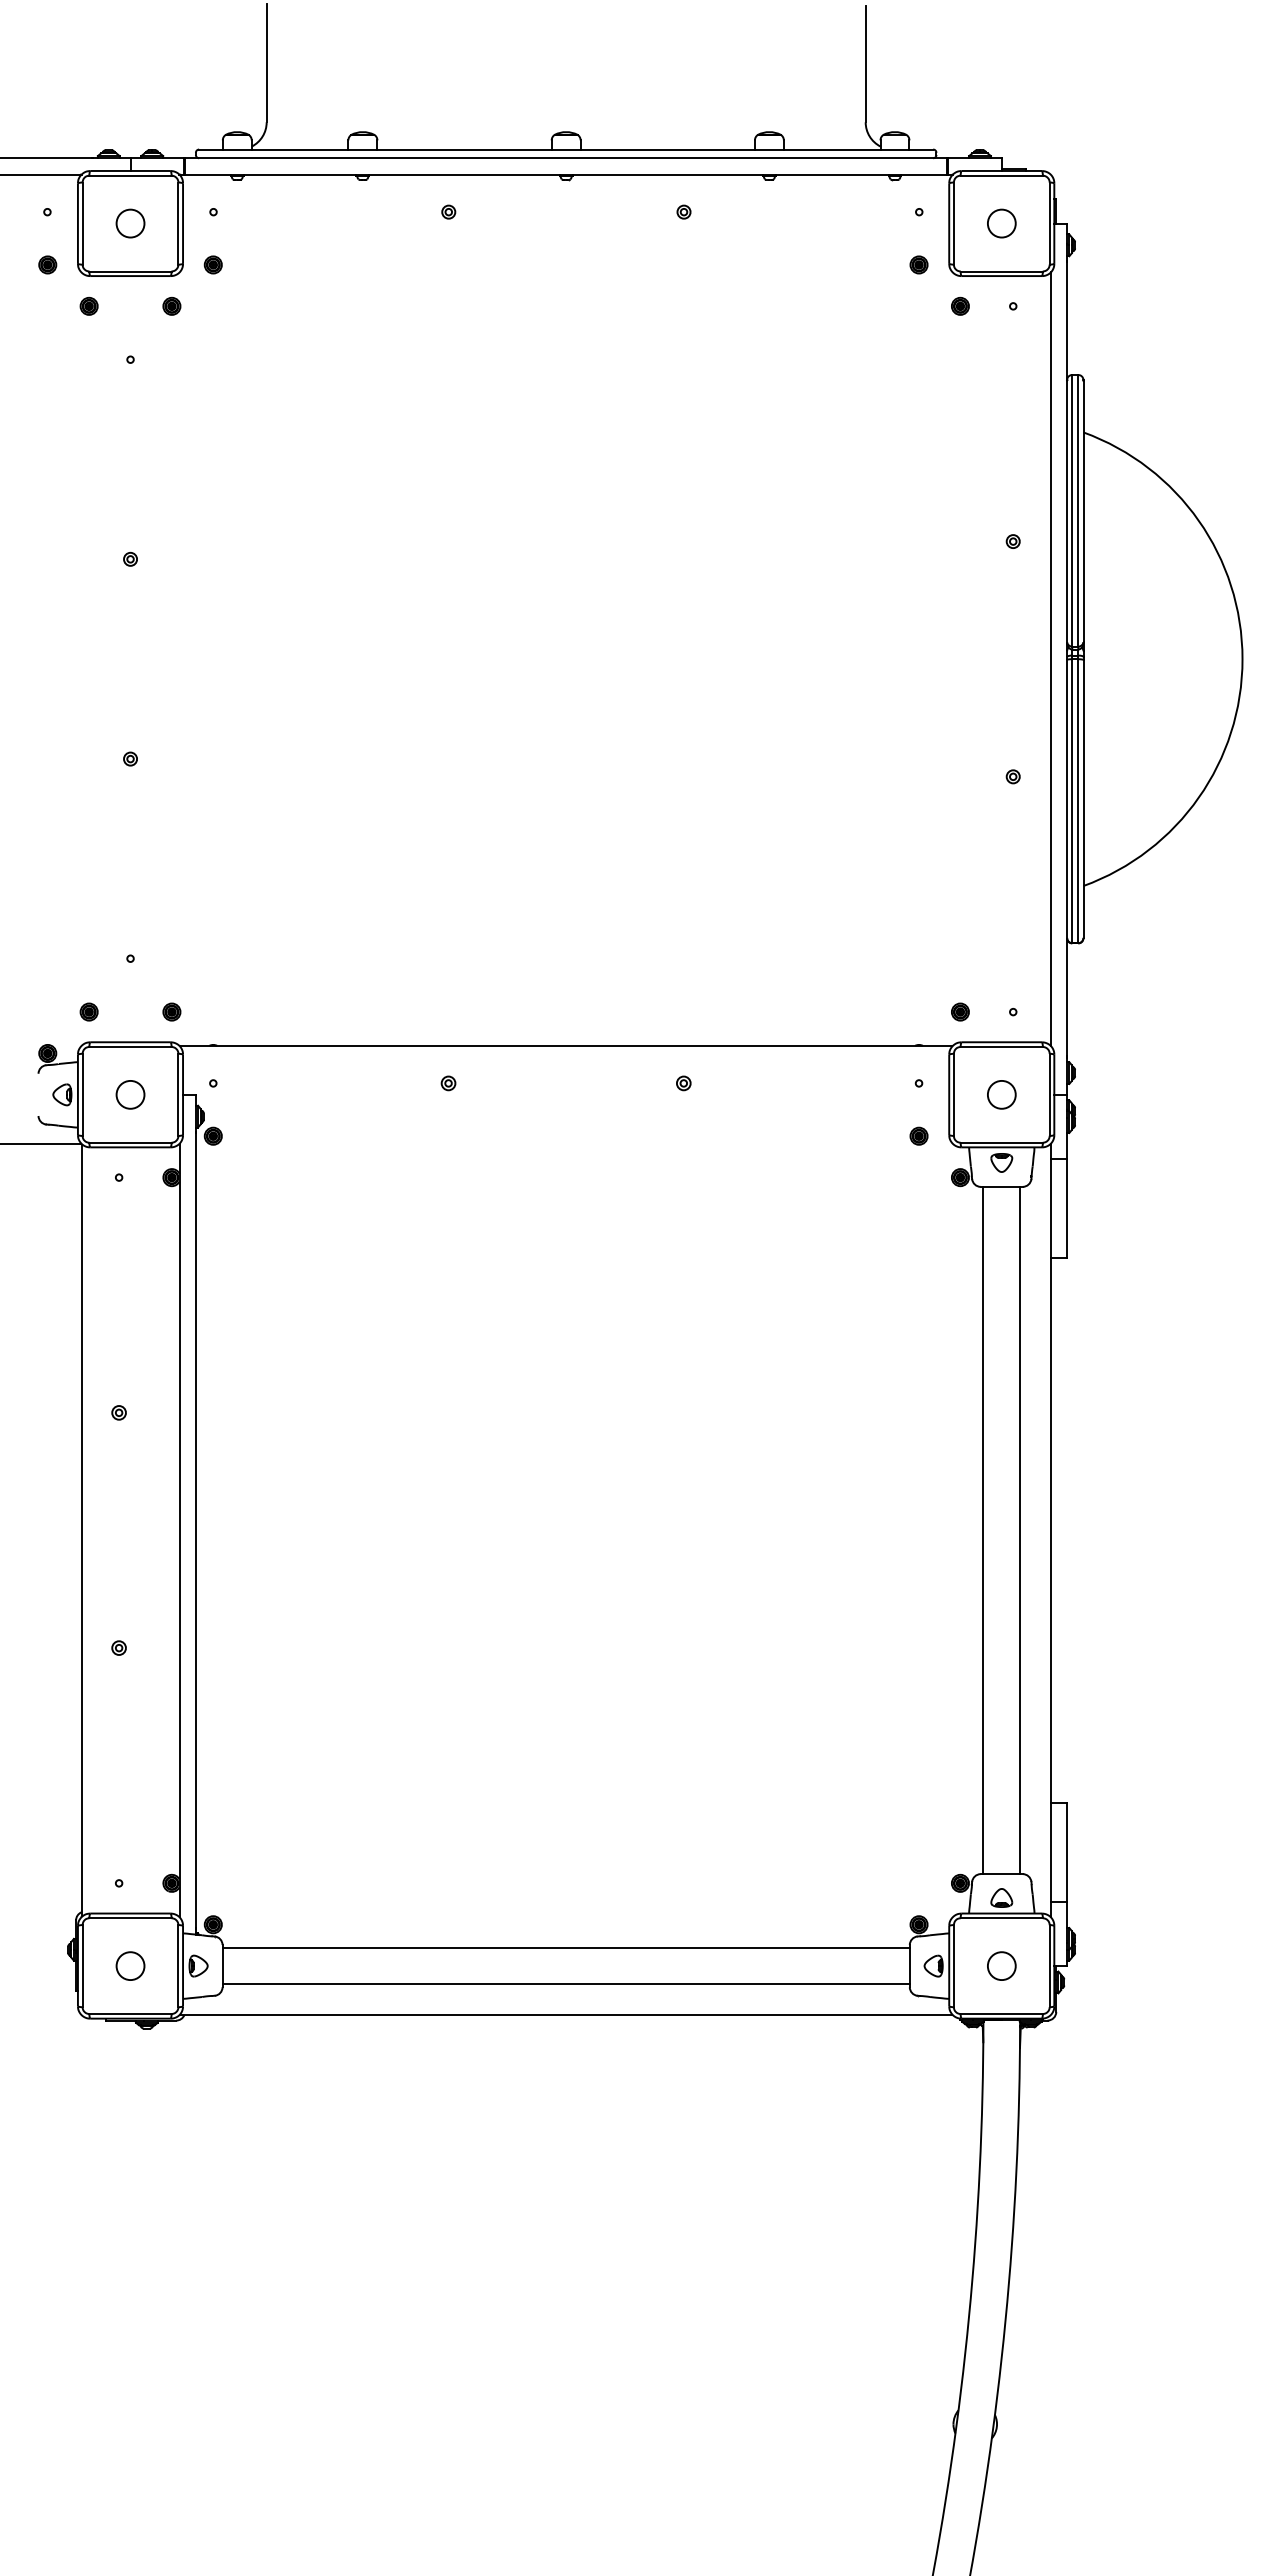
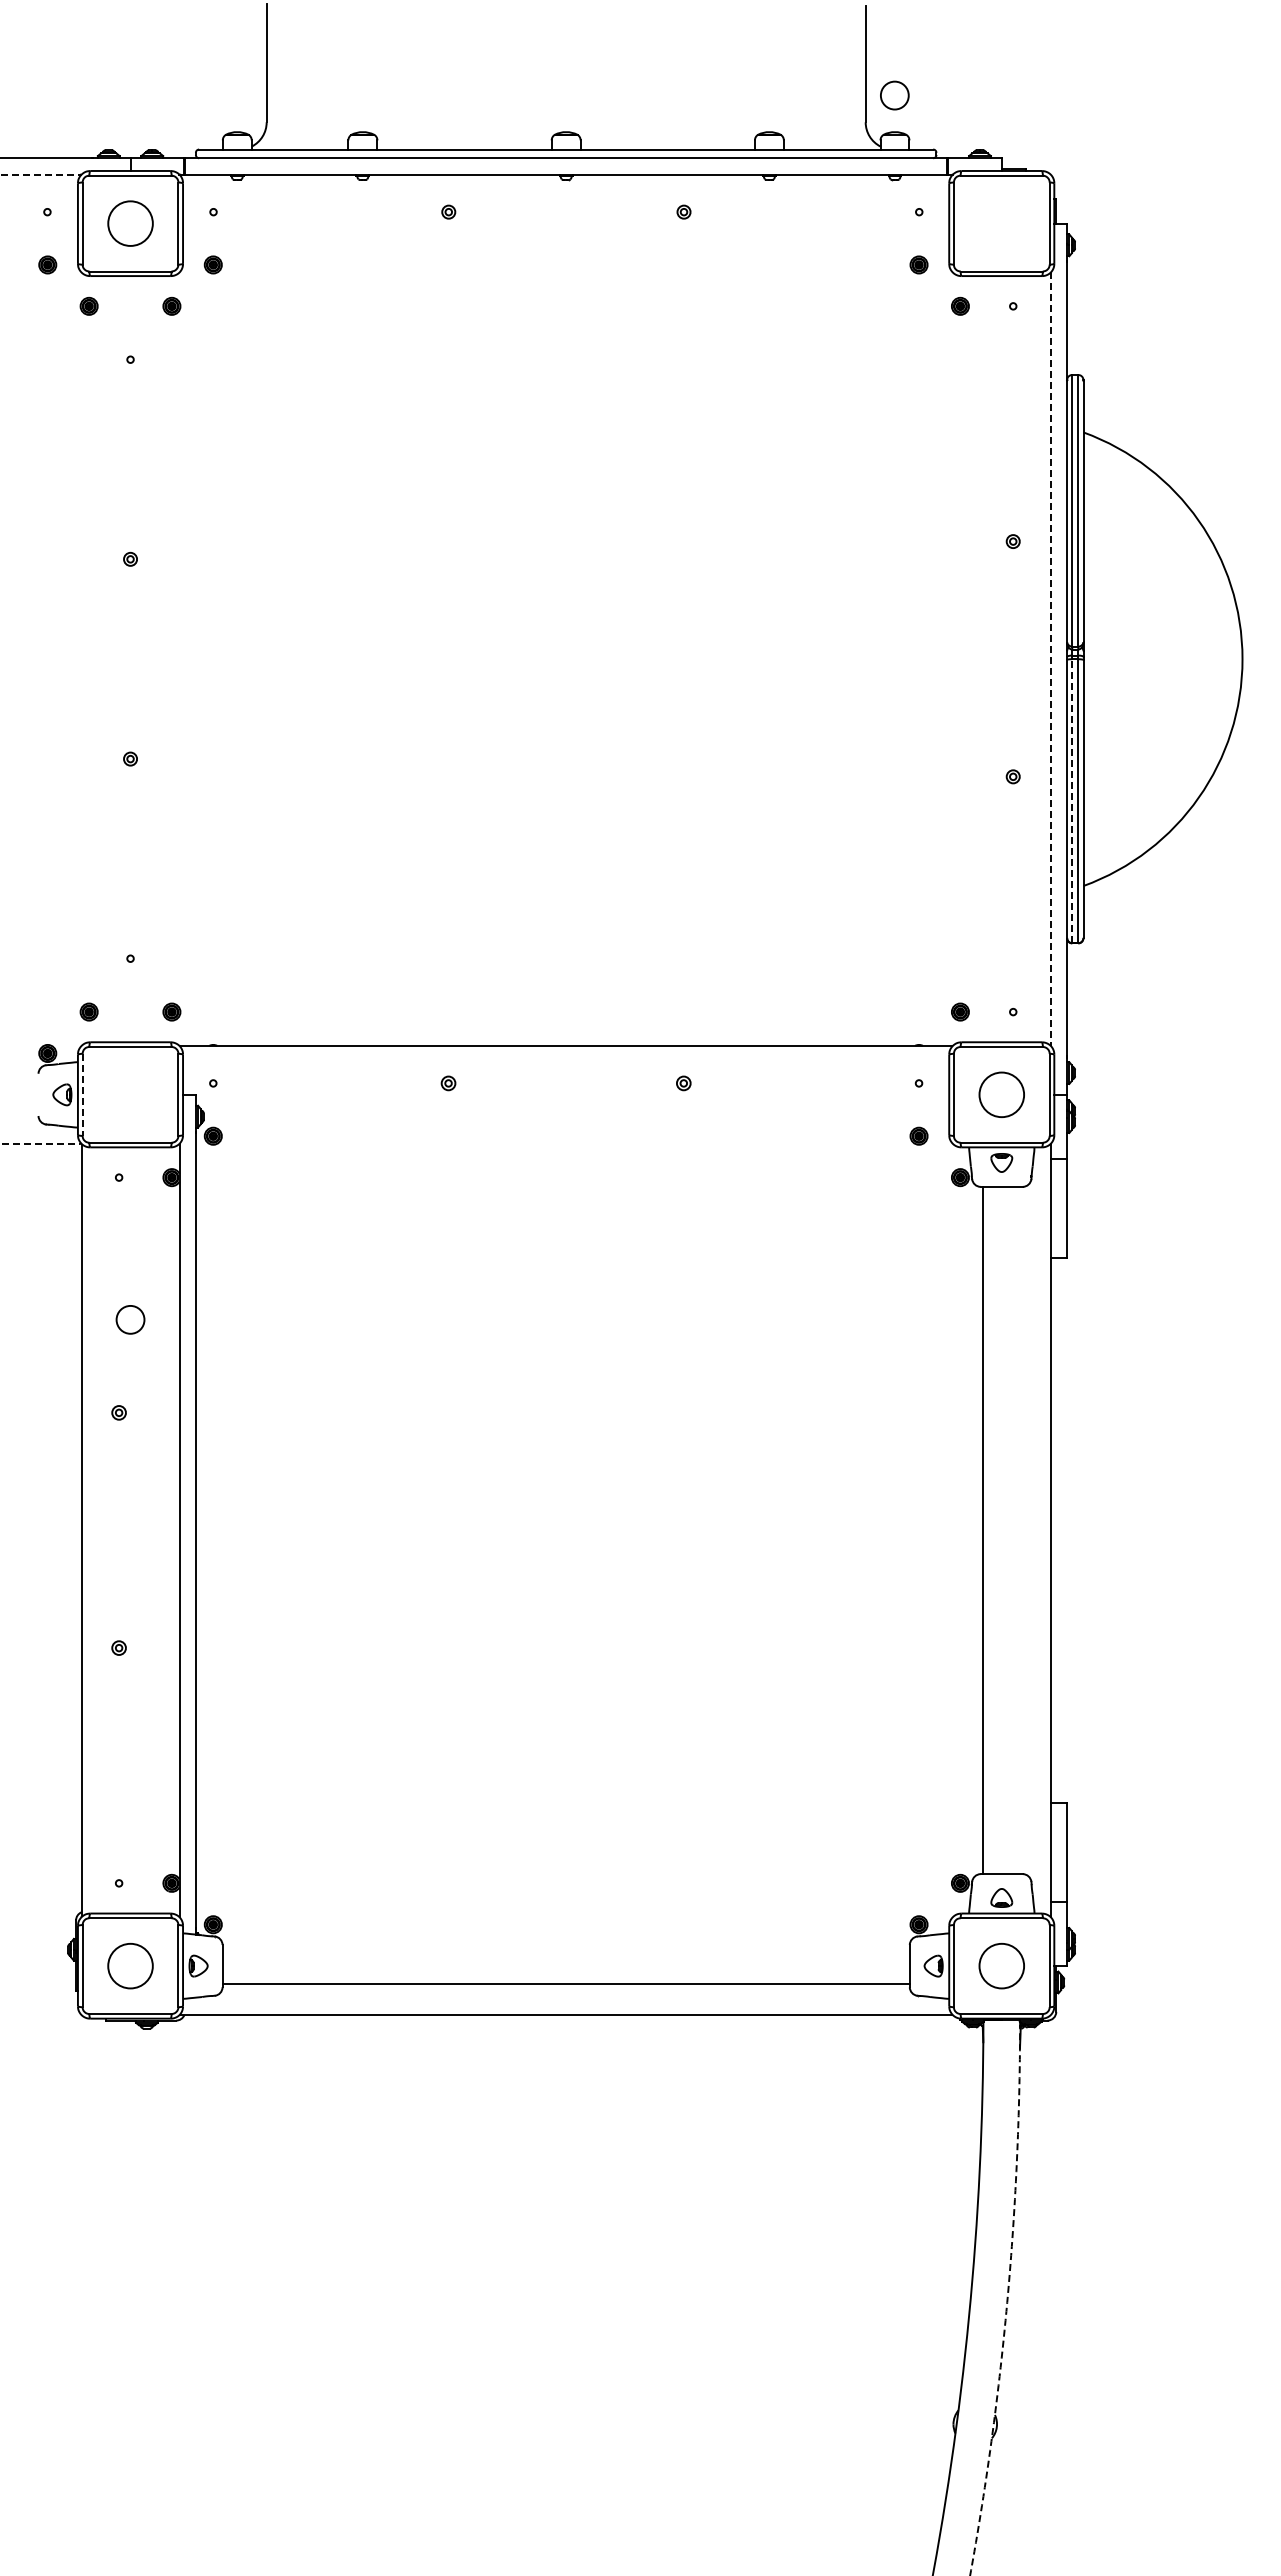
line: solid -> dashed (41, 174)
circle size: 31x31 px -> 47x47 px (130, 223)
circle position: (1001, 223) -> (894, 95) (894, 95)
line: solid -> dashed (1050, 659)
line: solid -> dashed (1072, 801)
line: solid -> dashed (82, 1094)
circle position: (130, 1094) -> (130, 1319) (130, 1319)
circle diameter: 28 px -> 45 px (1001, 1094)
line: solid -> dashed (40, 1143)
line: present -> none (1020, 1530)
line: present -> none (565, 1947)
circle diameter: 28 px -> 45 px (130, 1965)
circle diameter: 28 px -> 45 px (1001, 1965)
arc: solid -> dashed (1007, 2300)
